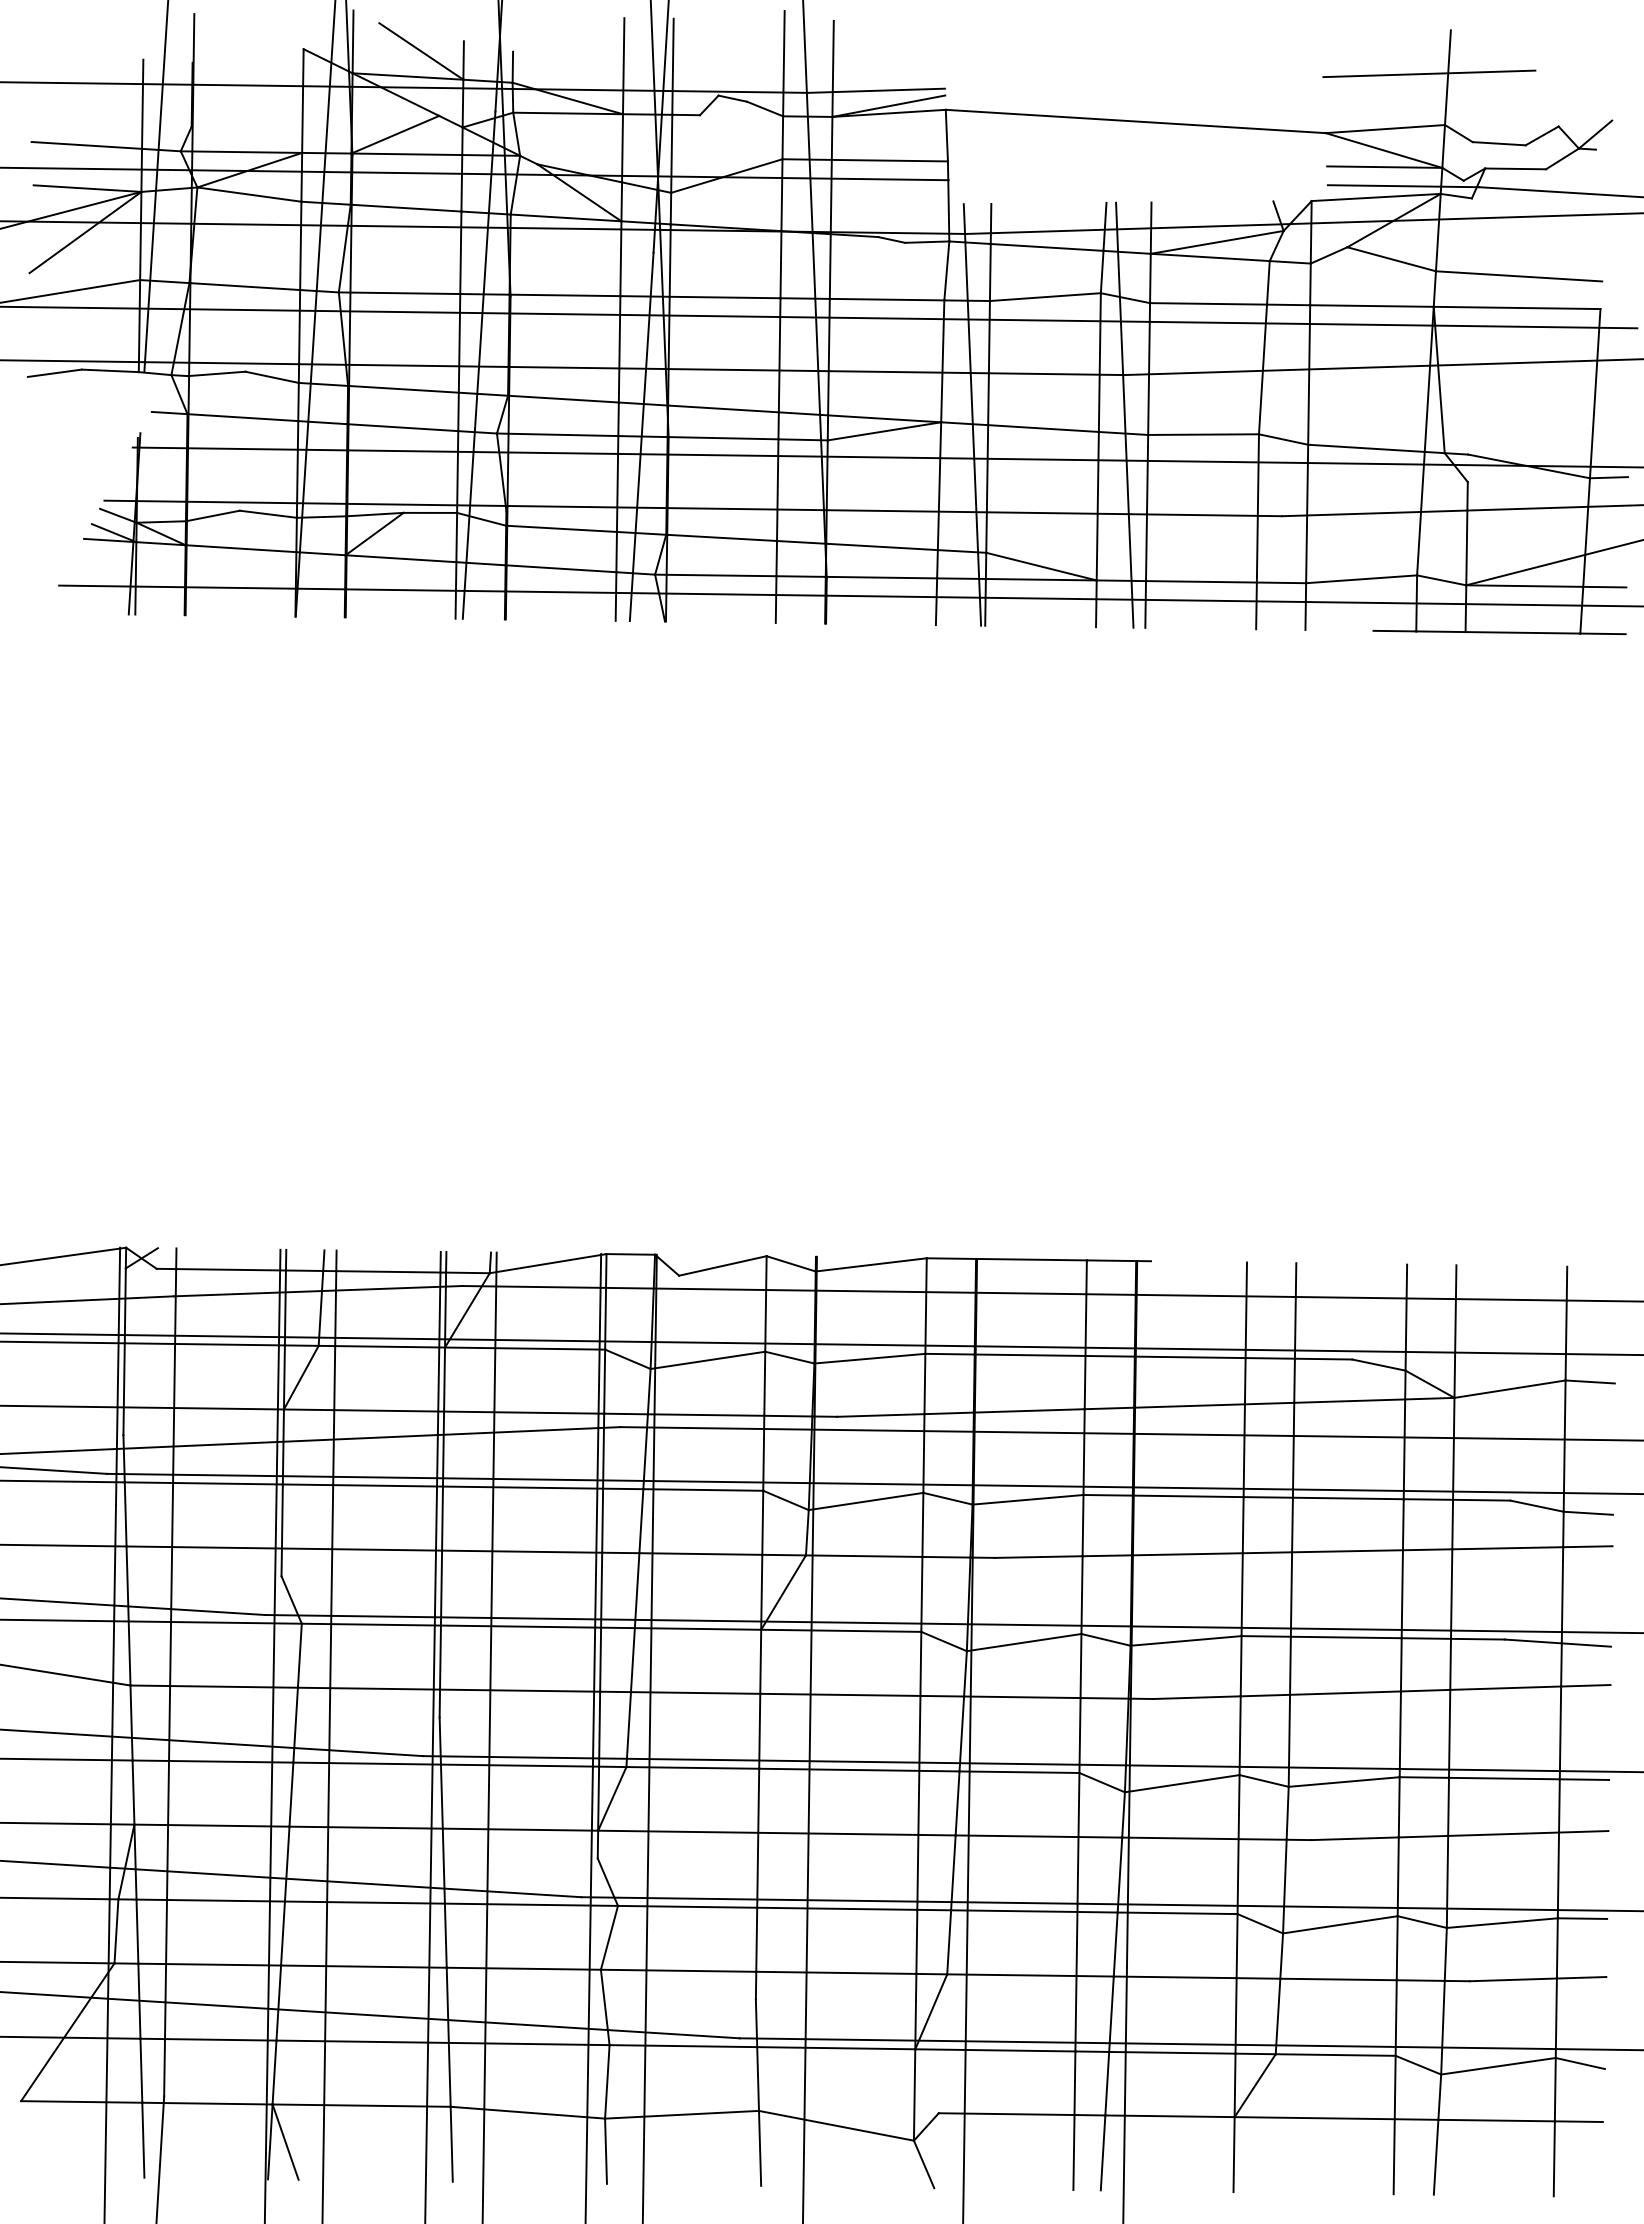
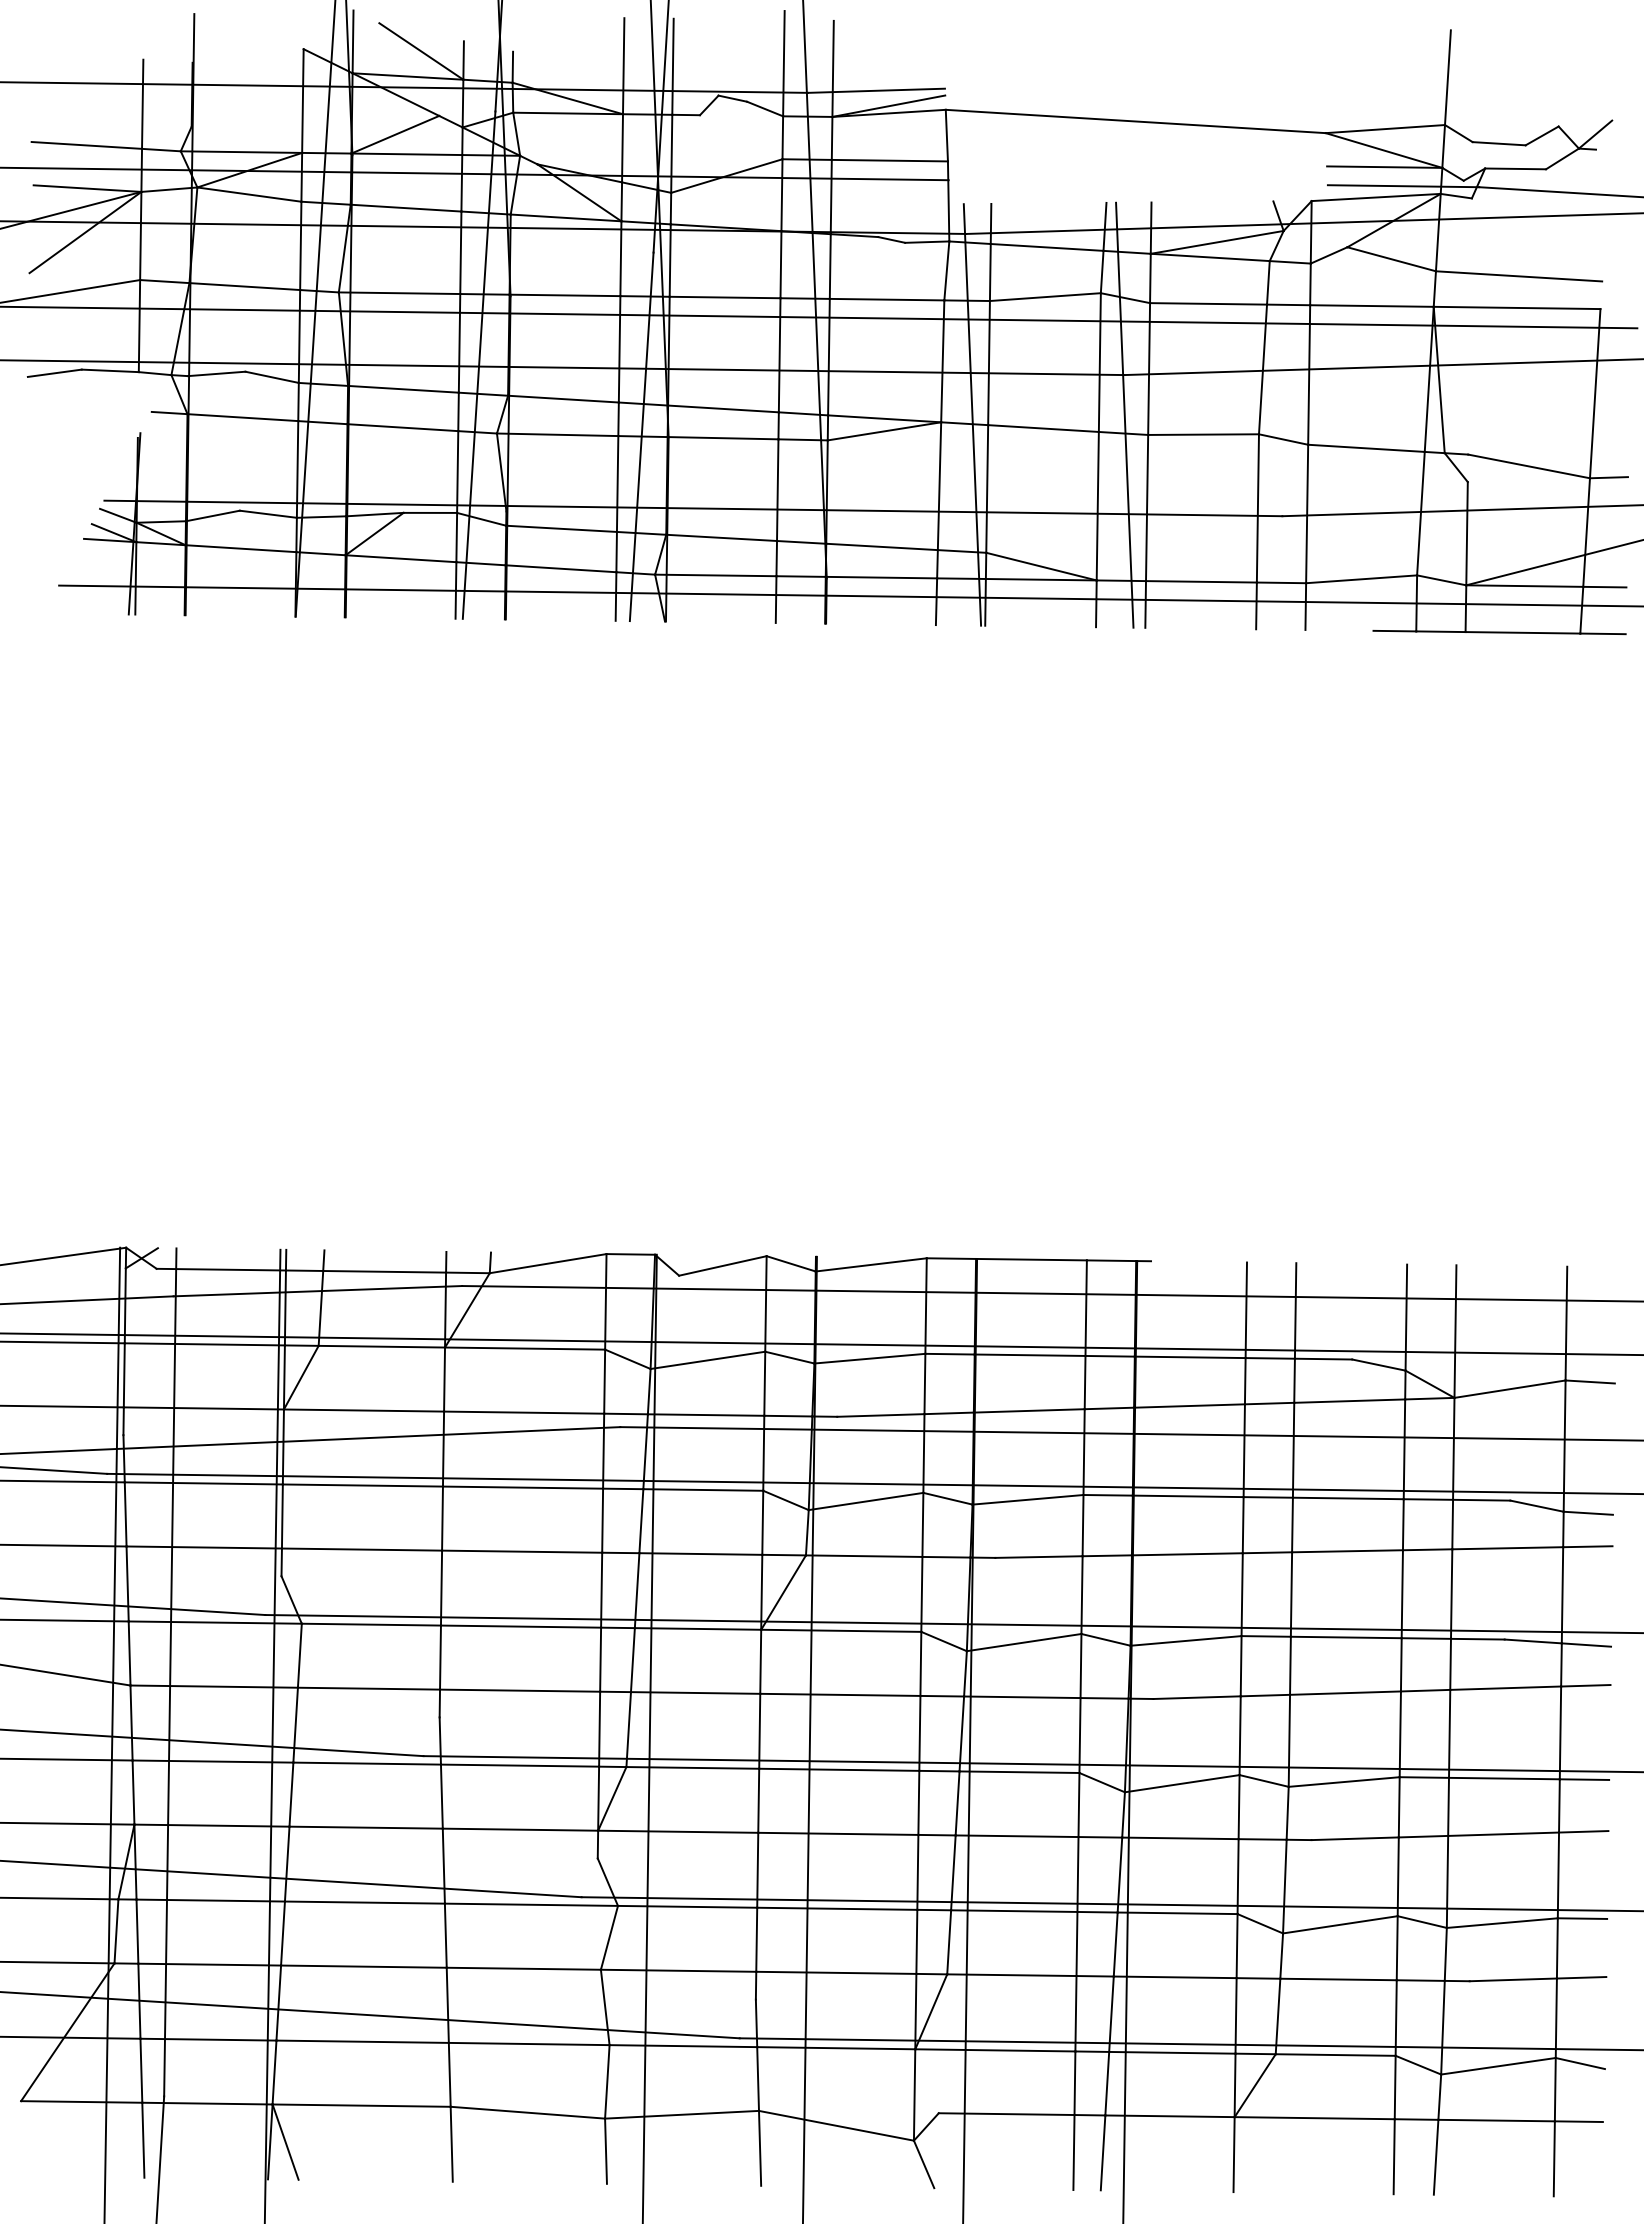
line: present -> none (1429, 73)
line: present -> none (156, 186)
line: present -> none (886, 457)
line: present -> none (329, 1735)
line: present -> none (432, 1735)
line: present -> none (489, 1736)
line: present -> none (593, 1737)
